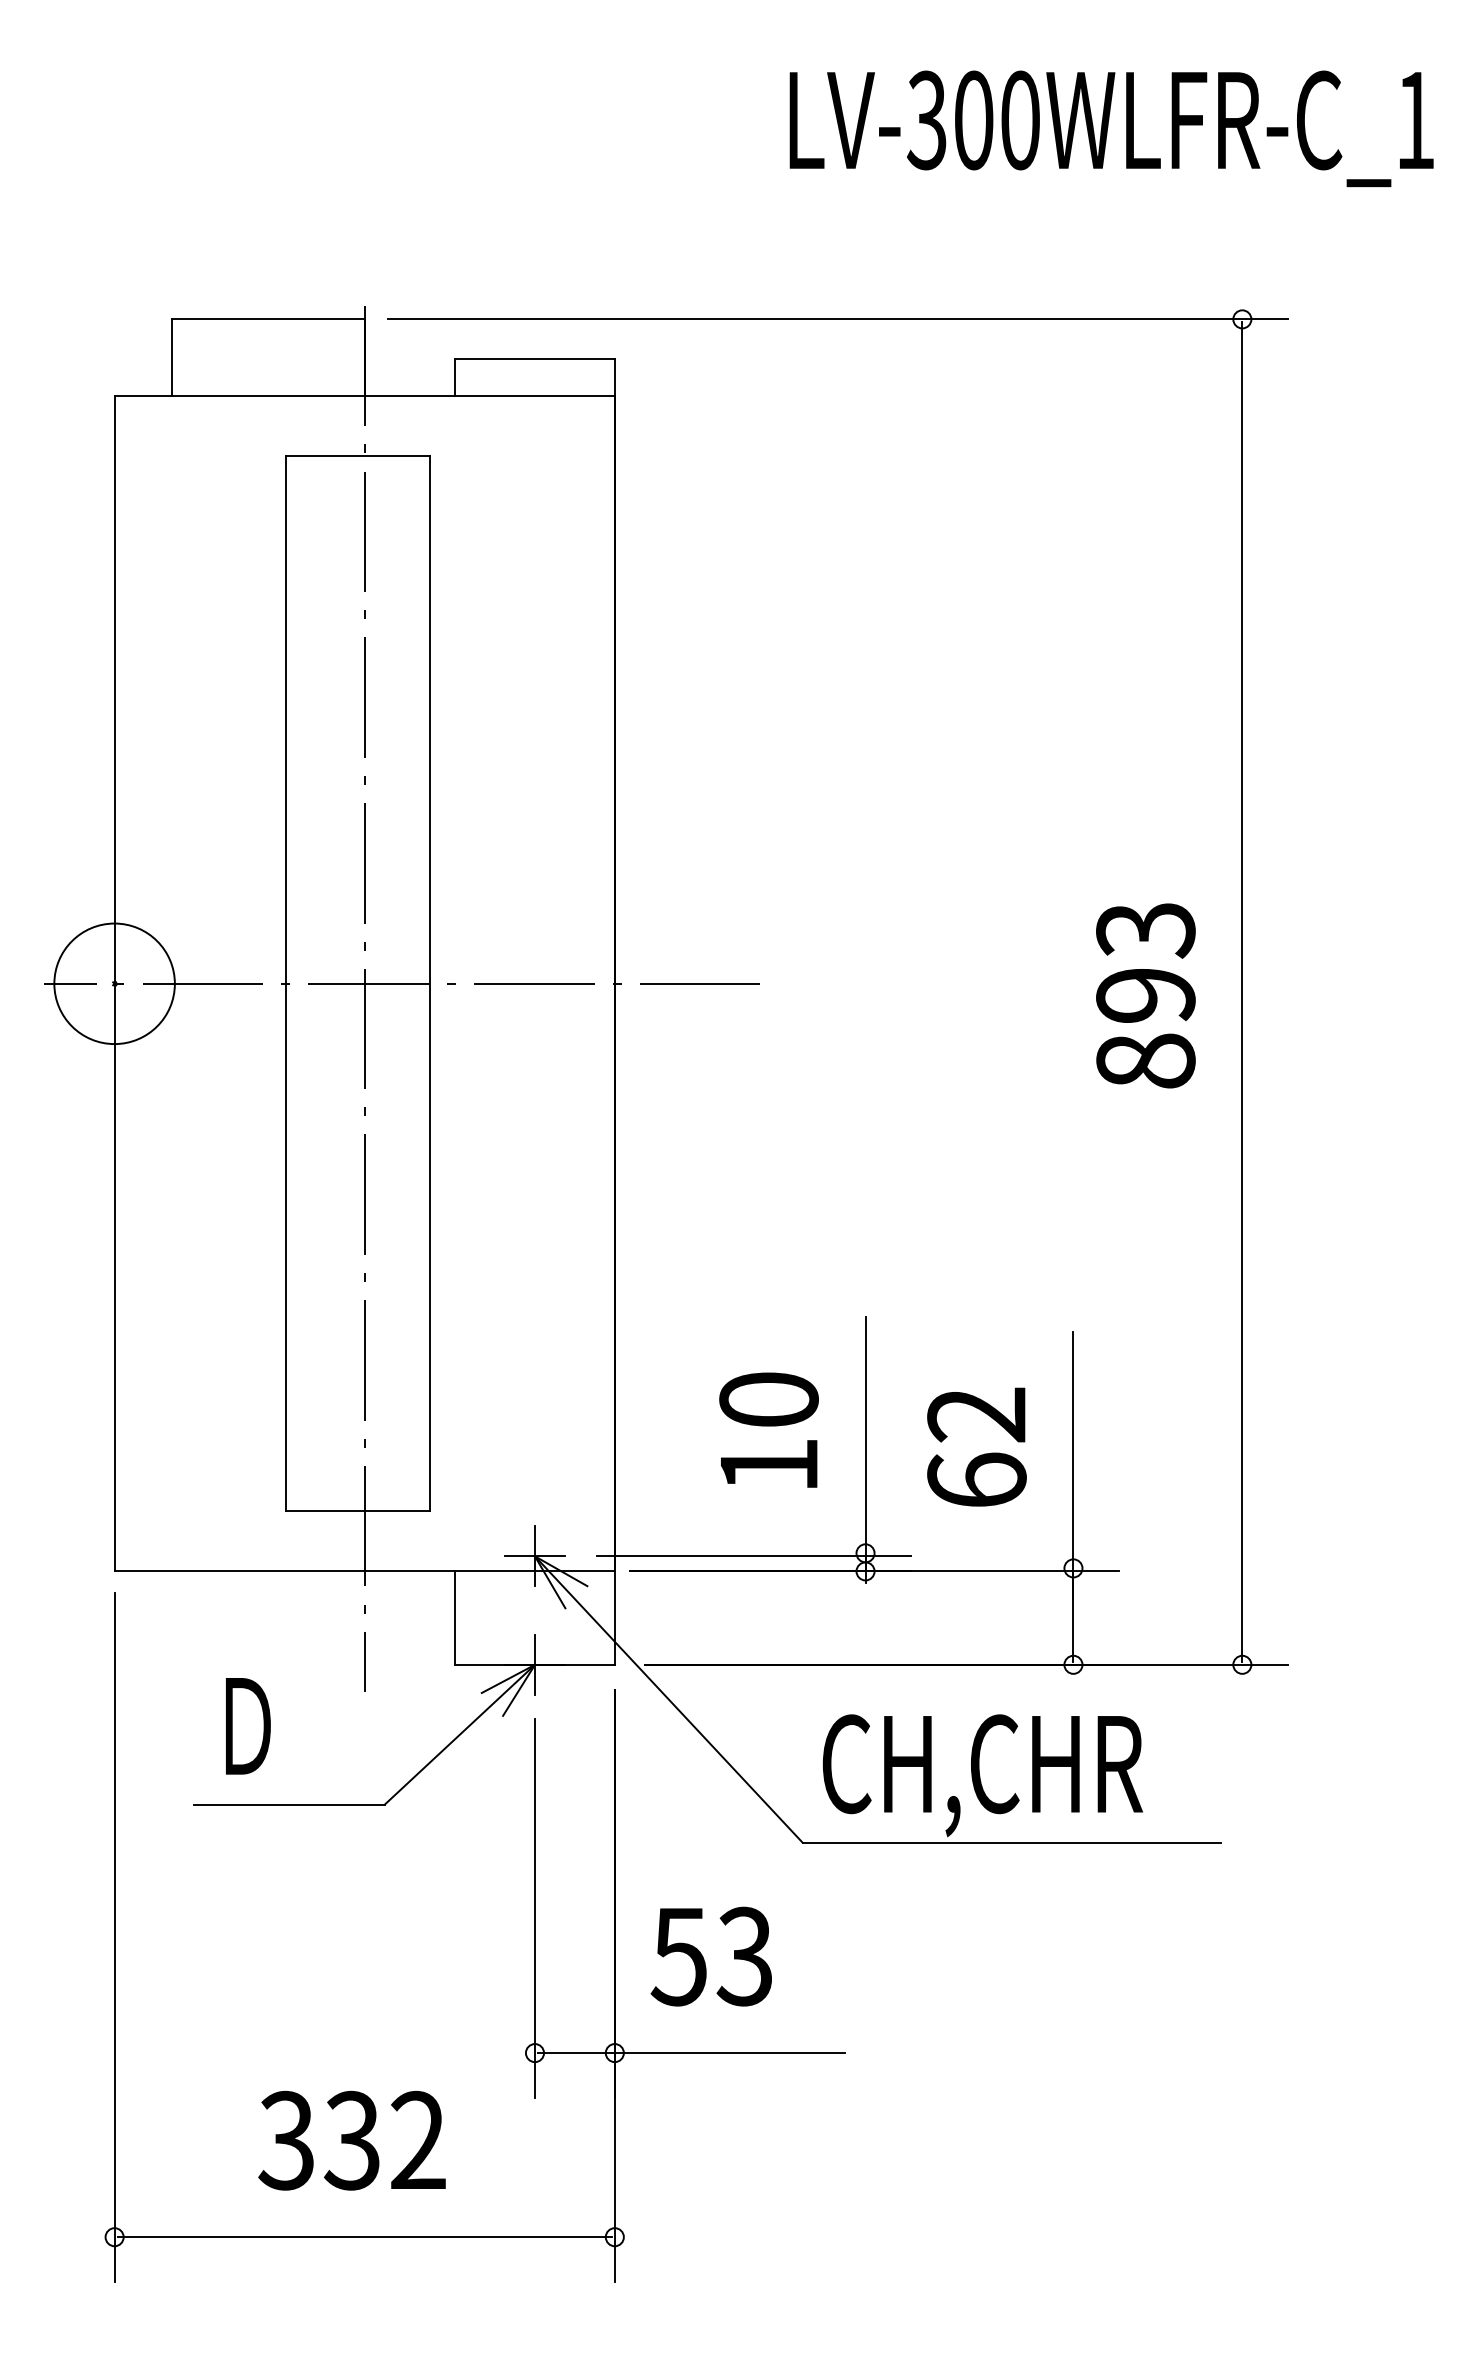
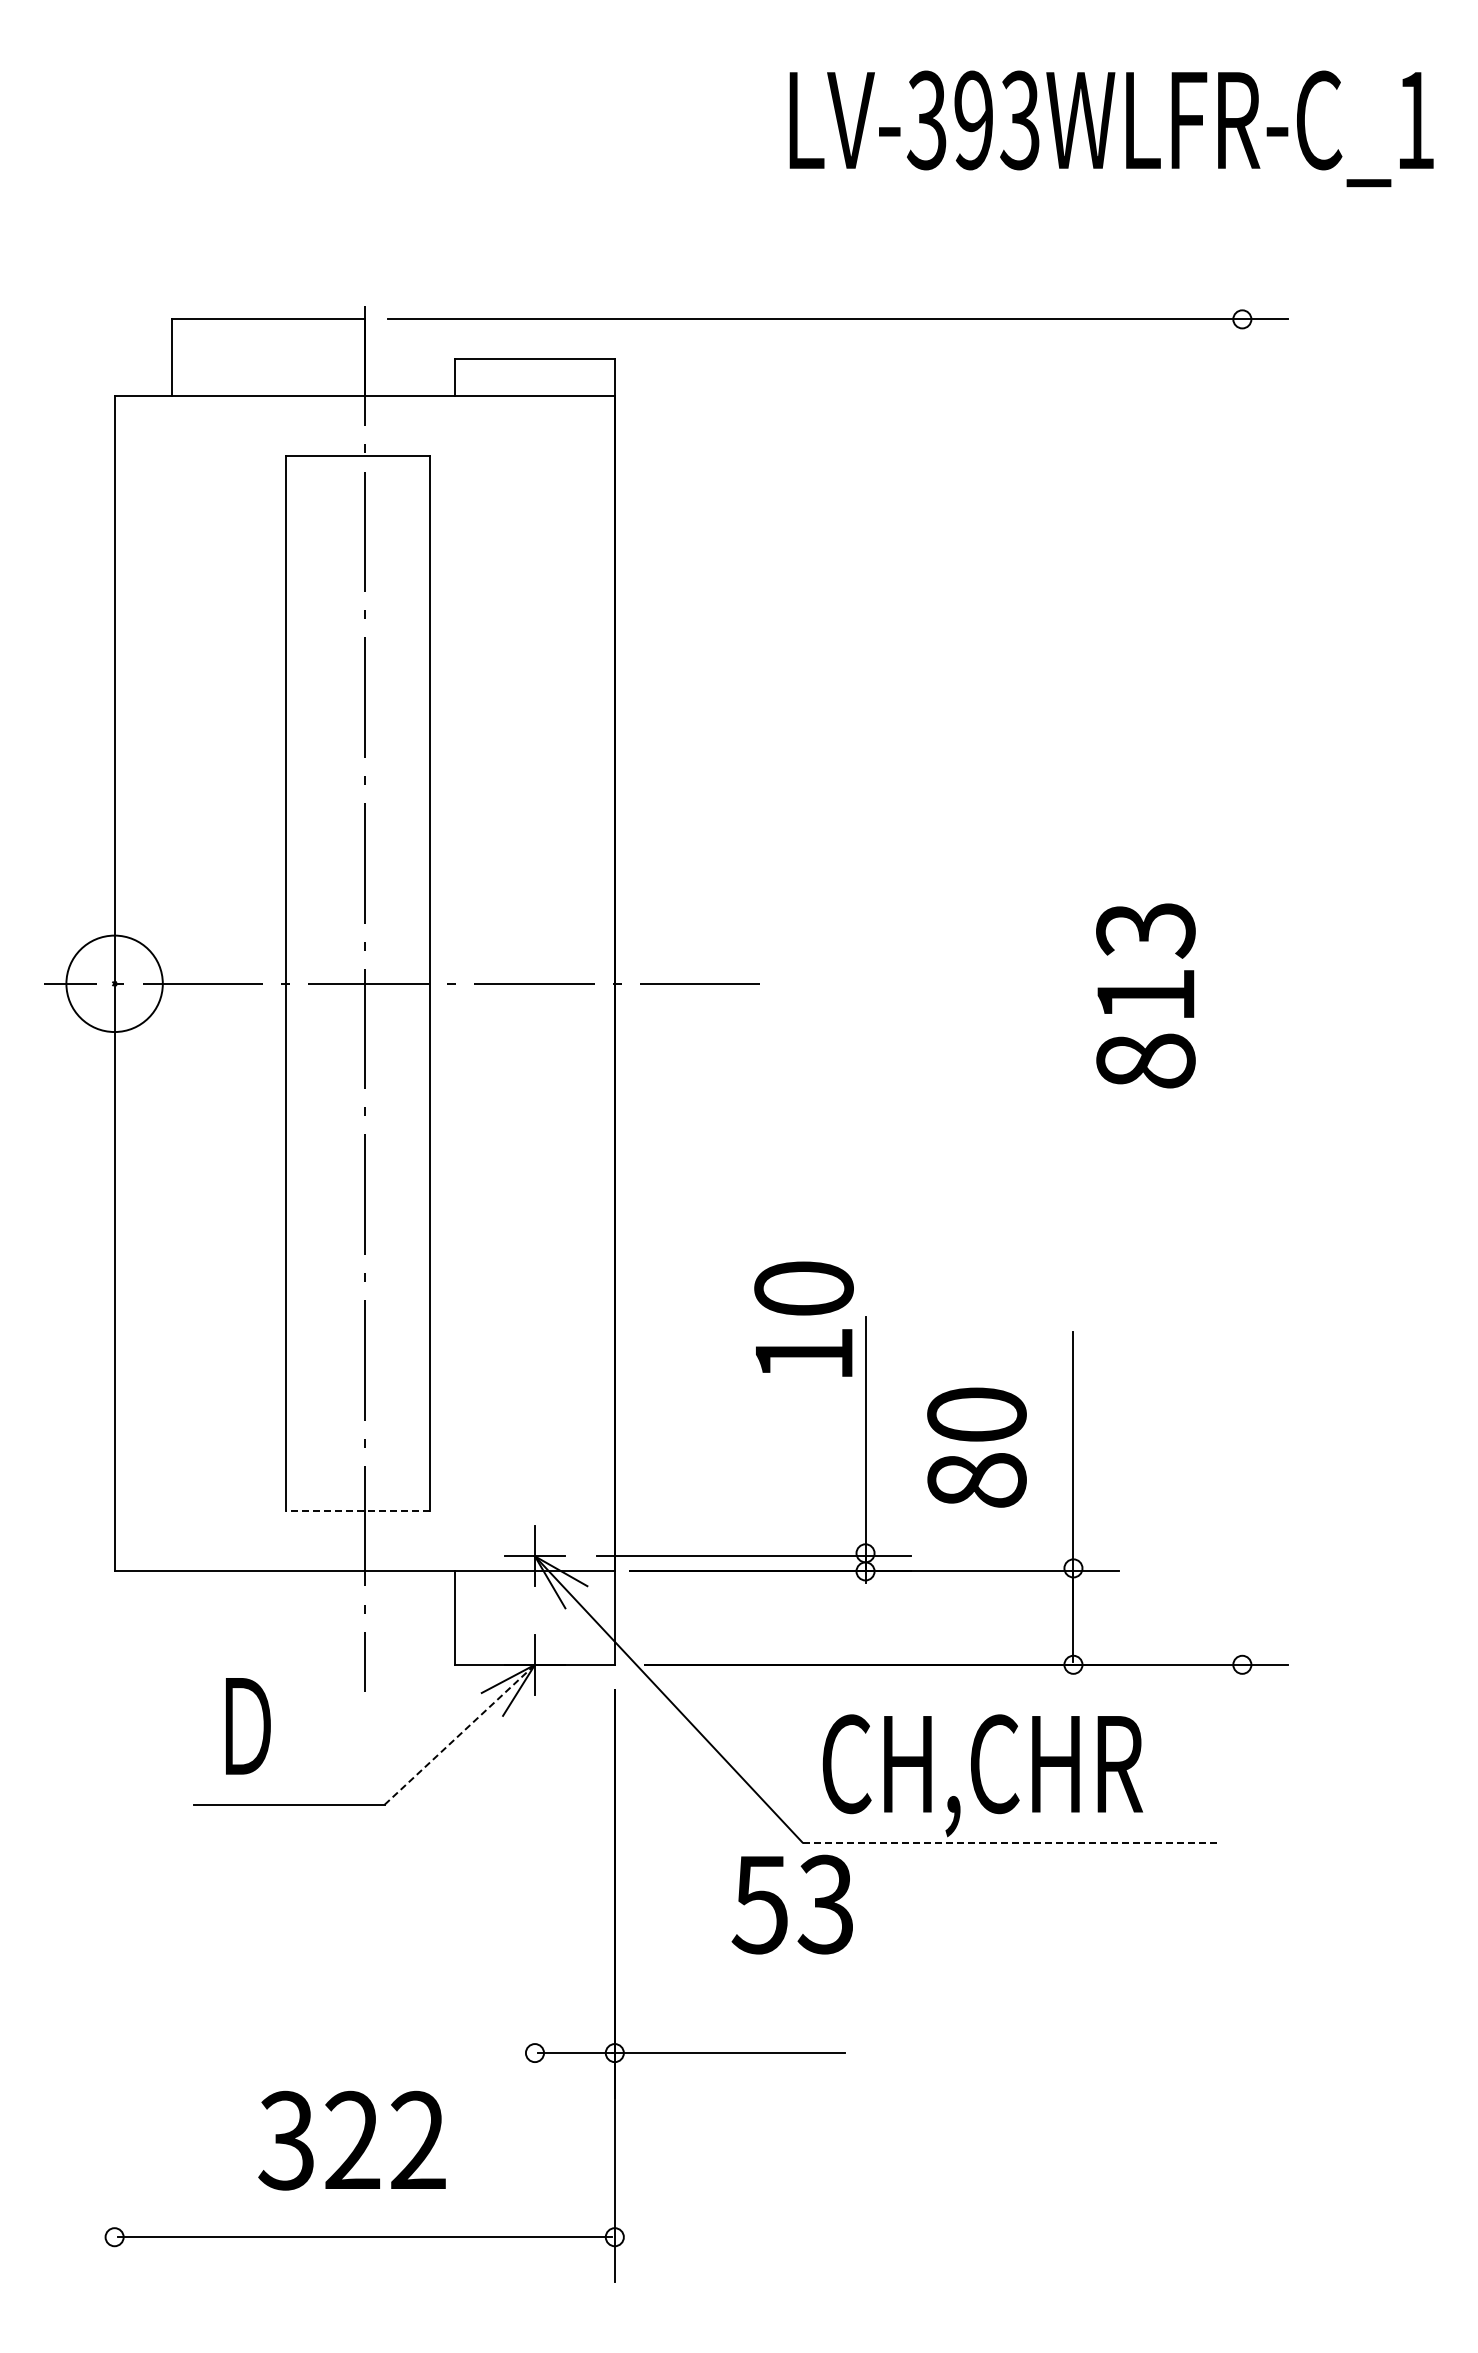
text: LV-300WLFR-C_1 -> LV-393WLFR-C_1 (996, 120)
circle diameter: 121 px -> 96 px (114, 983)
line: present -> none (1242, 991)
text: 893 -> 813 (1145, 995)
text position: (768, 1429) -> (803, 1318) (803, 1318)
text: 62 -> 80 (976, 1447)
line: solid -> dashed (357, 1511)
line: solid -> dashed (459, 1734)
line: solid -> dashed (1012, 1842)
line: present -> none (534, 1908)
line: present -> none (114, 1937)
text position: (710, 1956) -> (791, 1904) (791, 1904)
text: 332 -> 322 (352, 2140)
